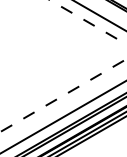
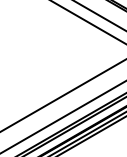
line: dashed -> solid (88, 22)
line: dashed -> solid (63, 95)
